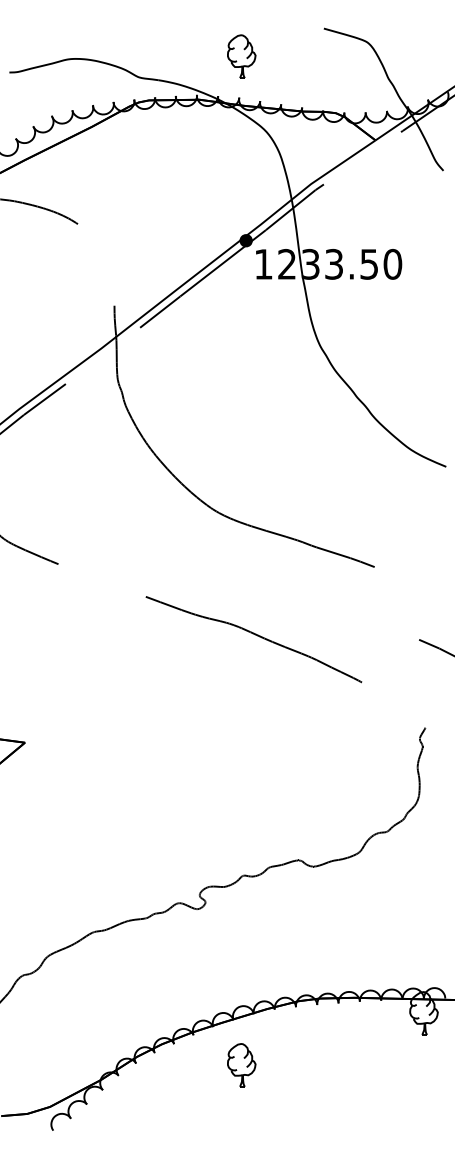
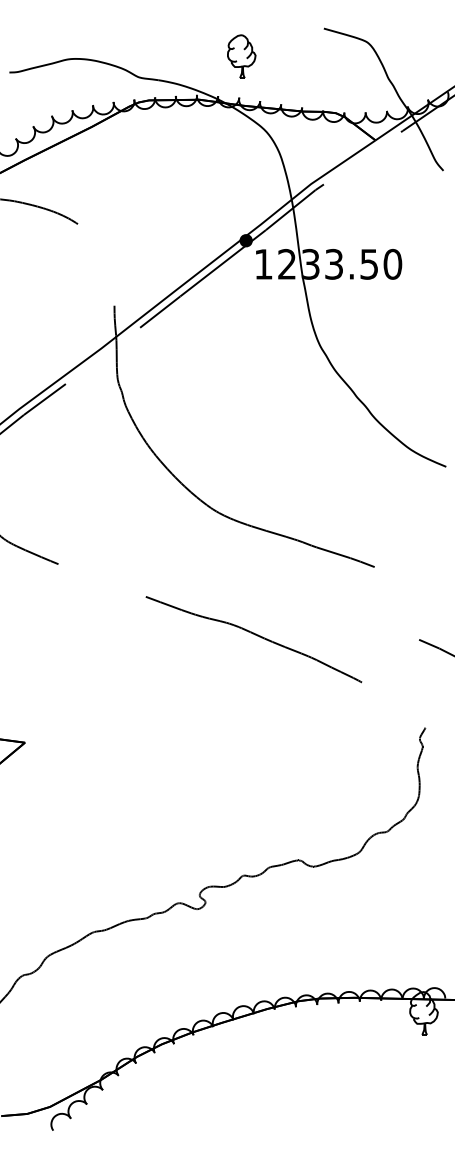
part: present -> none (241, 1065)
